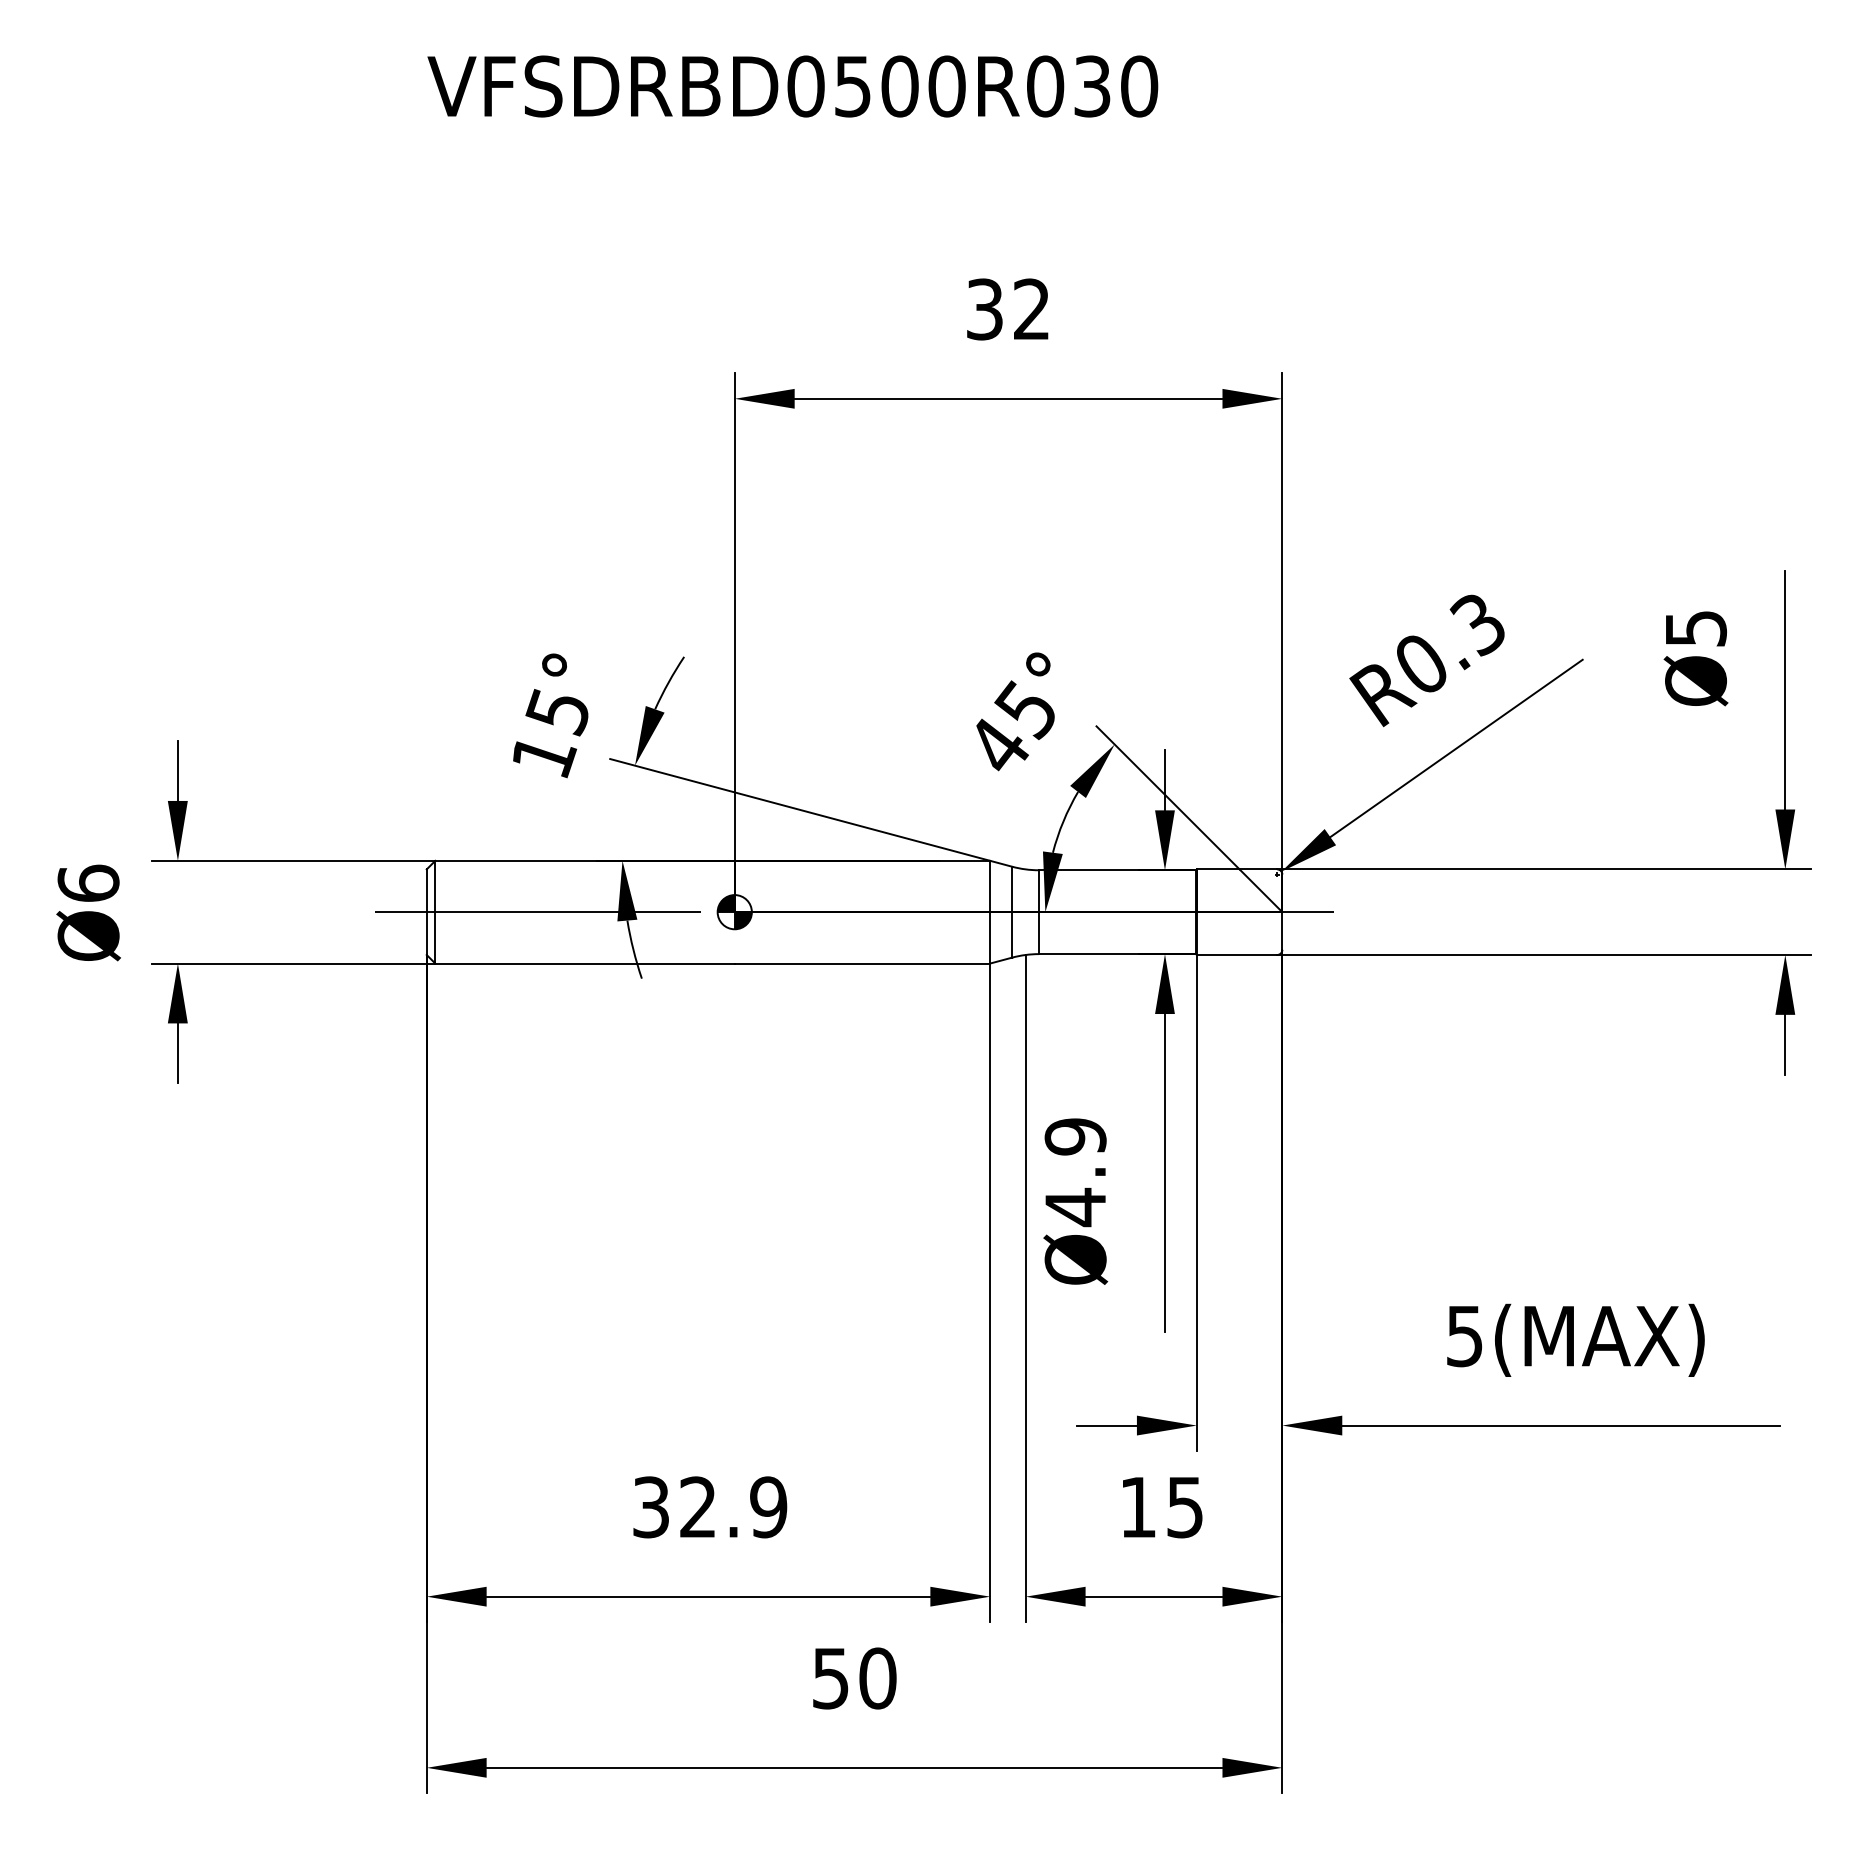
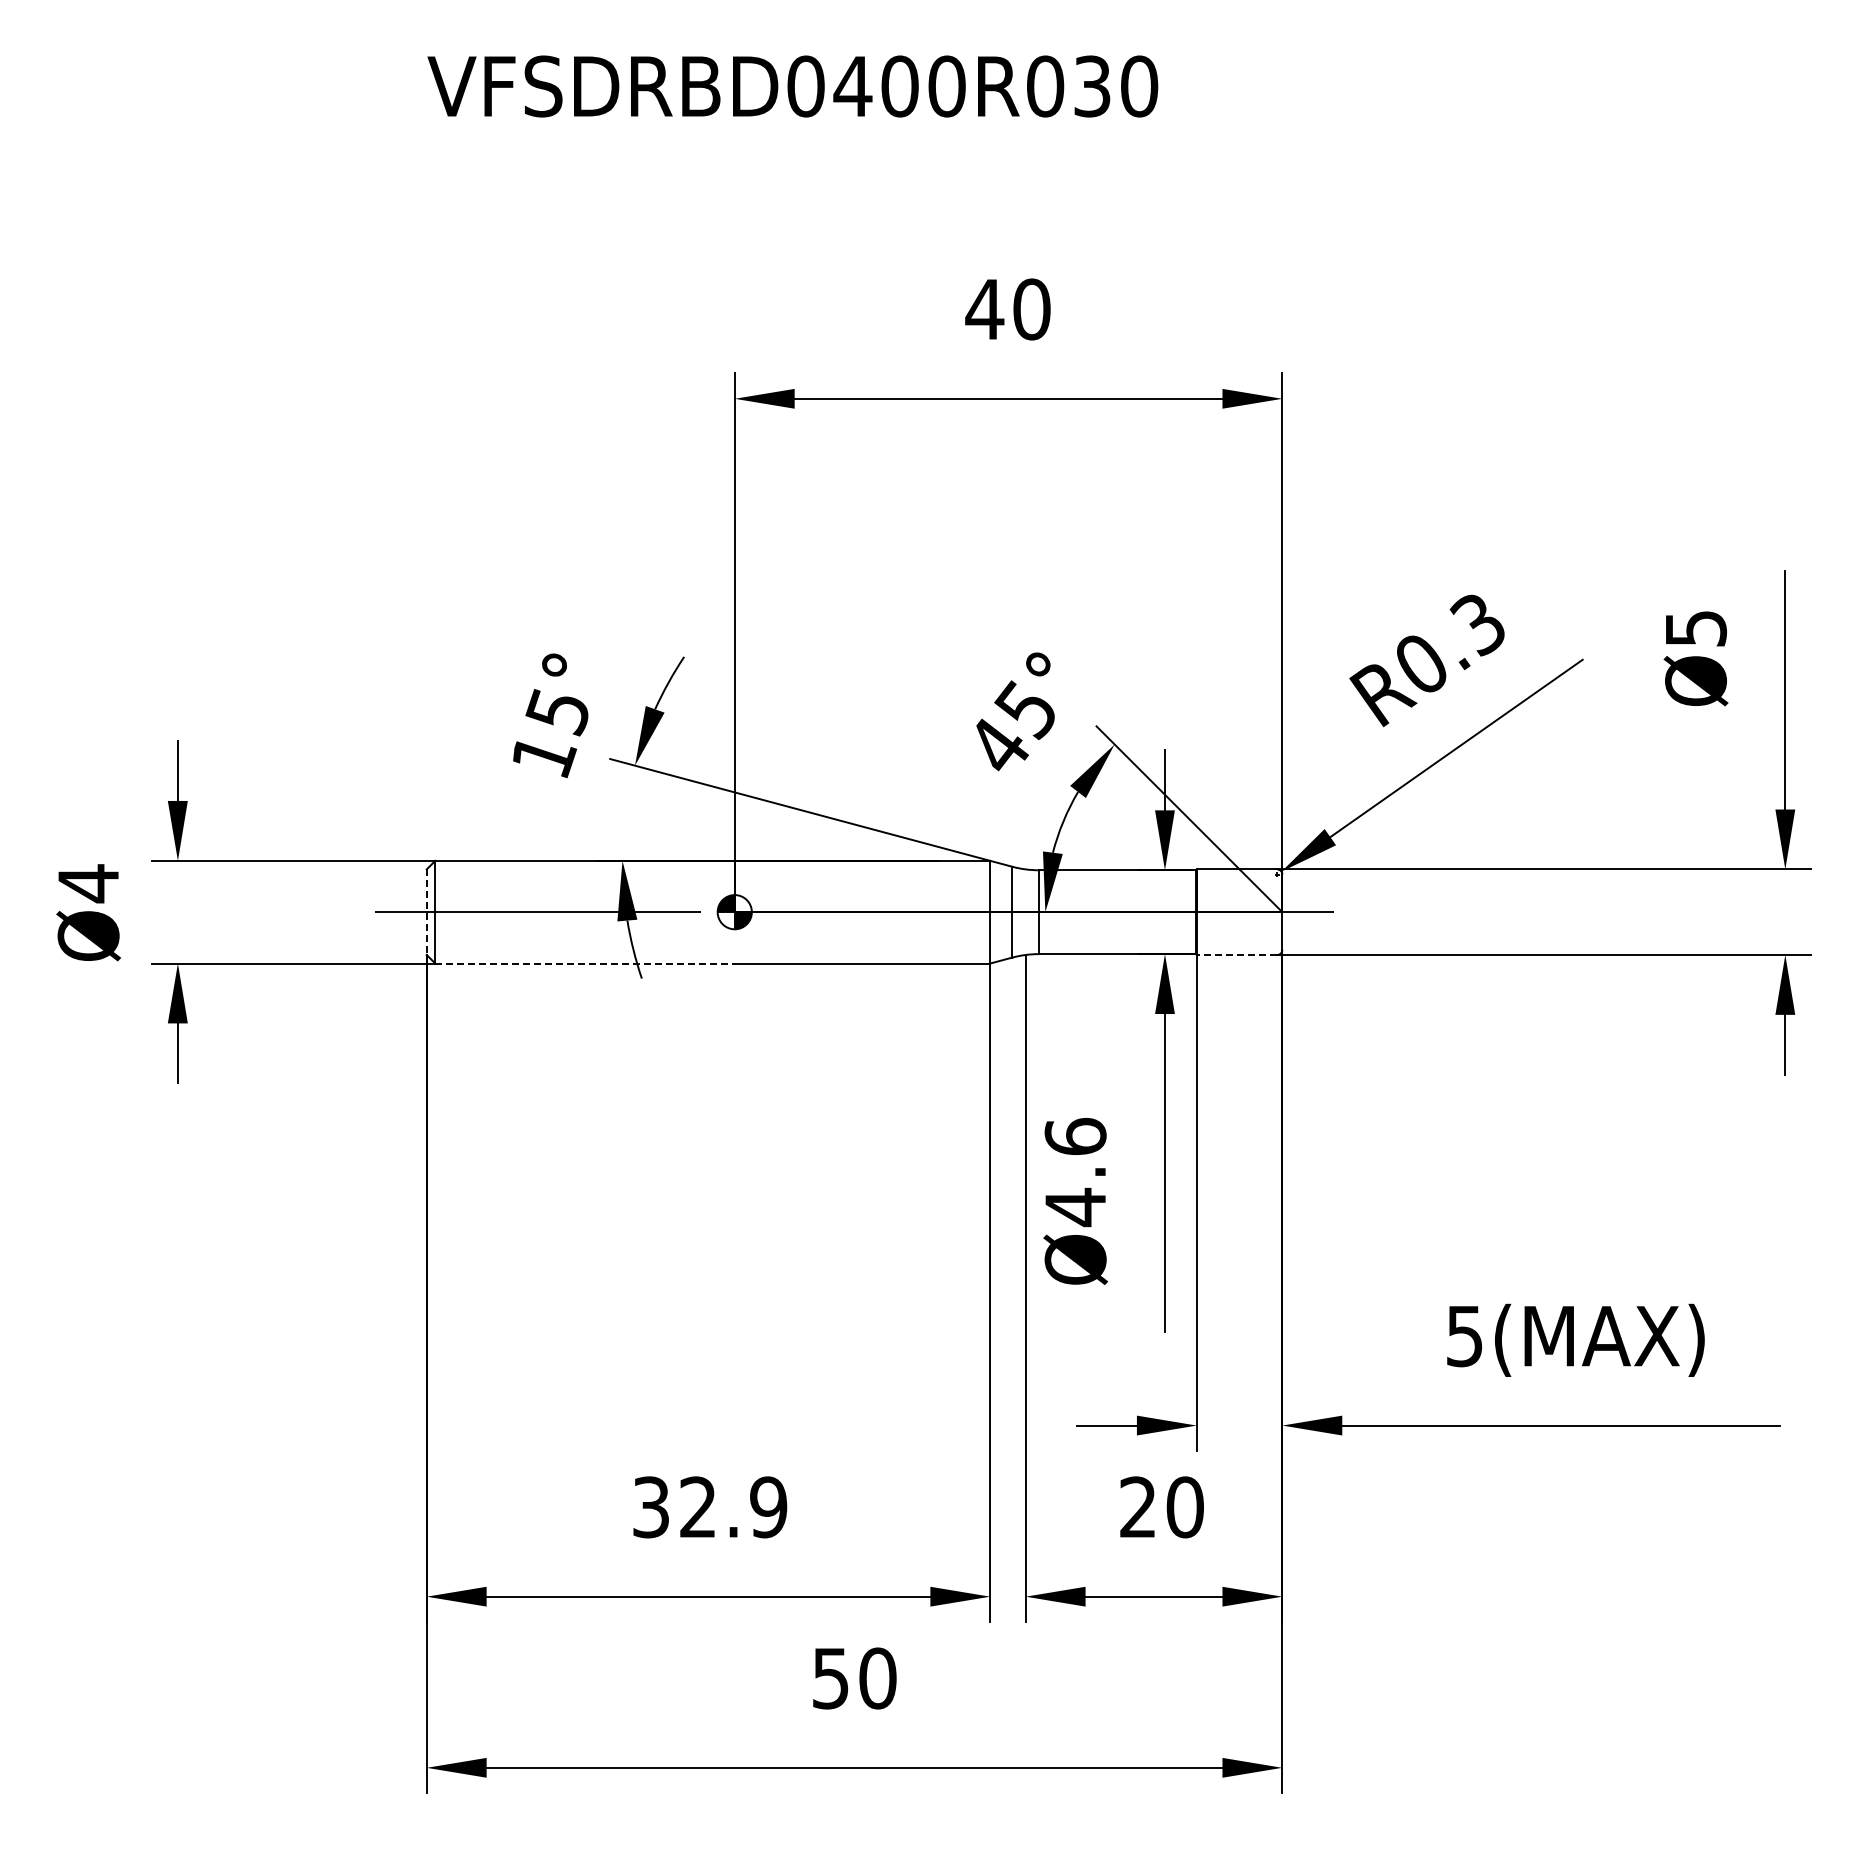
text: VFSDRBD0500R030 -> VFSDRBD0400R030 (852, 86)
text: 32 -> 40 (1007, 309)
text: Ø6 -> Ø4 (88, 883)
line: solid -> dashed (426, 912)
line: solid -> dashed (1236, 954)
line: solid -> dashed (585, 963)
text: Ø4.9 -> Ø4.6 (1075, 1136)
text: 15 -> 20 (1161, 1507)
